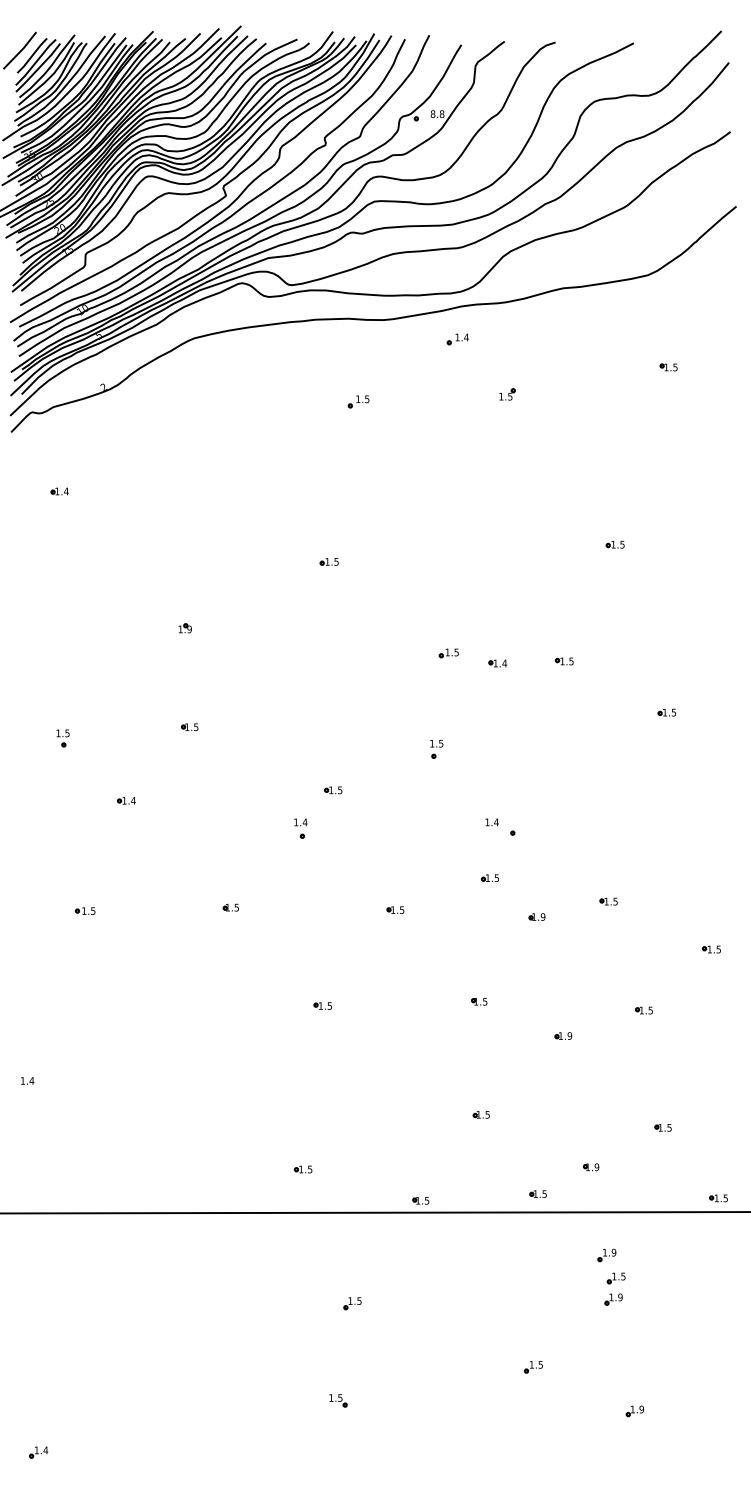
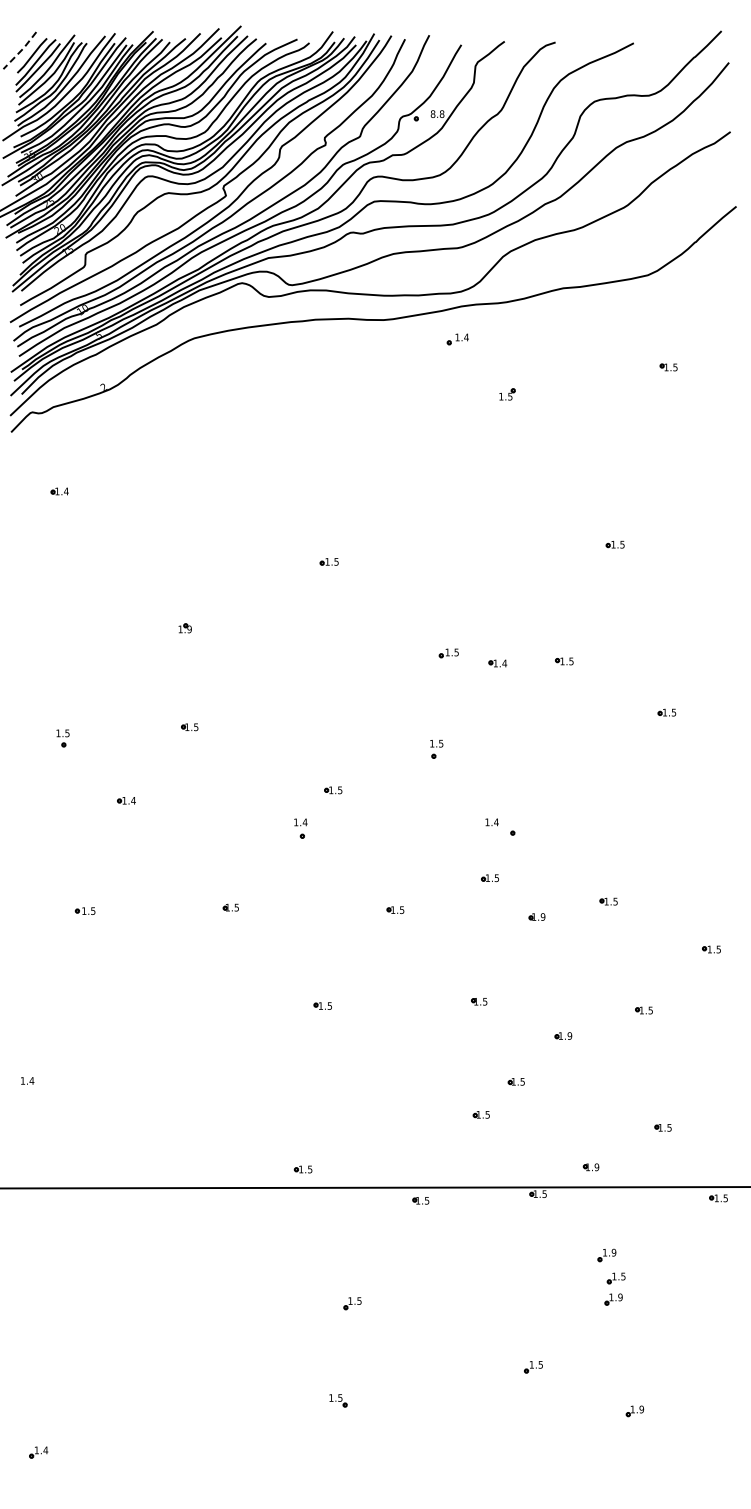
line: solid -> dashed (21, 50)
part: present -> none (358, 401)
part: none -> present (515, 1081)
line position: (374, 1212) -> (374, 1187) (374, 1187)
